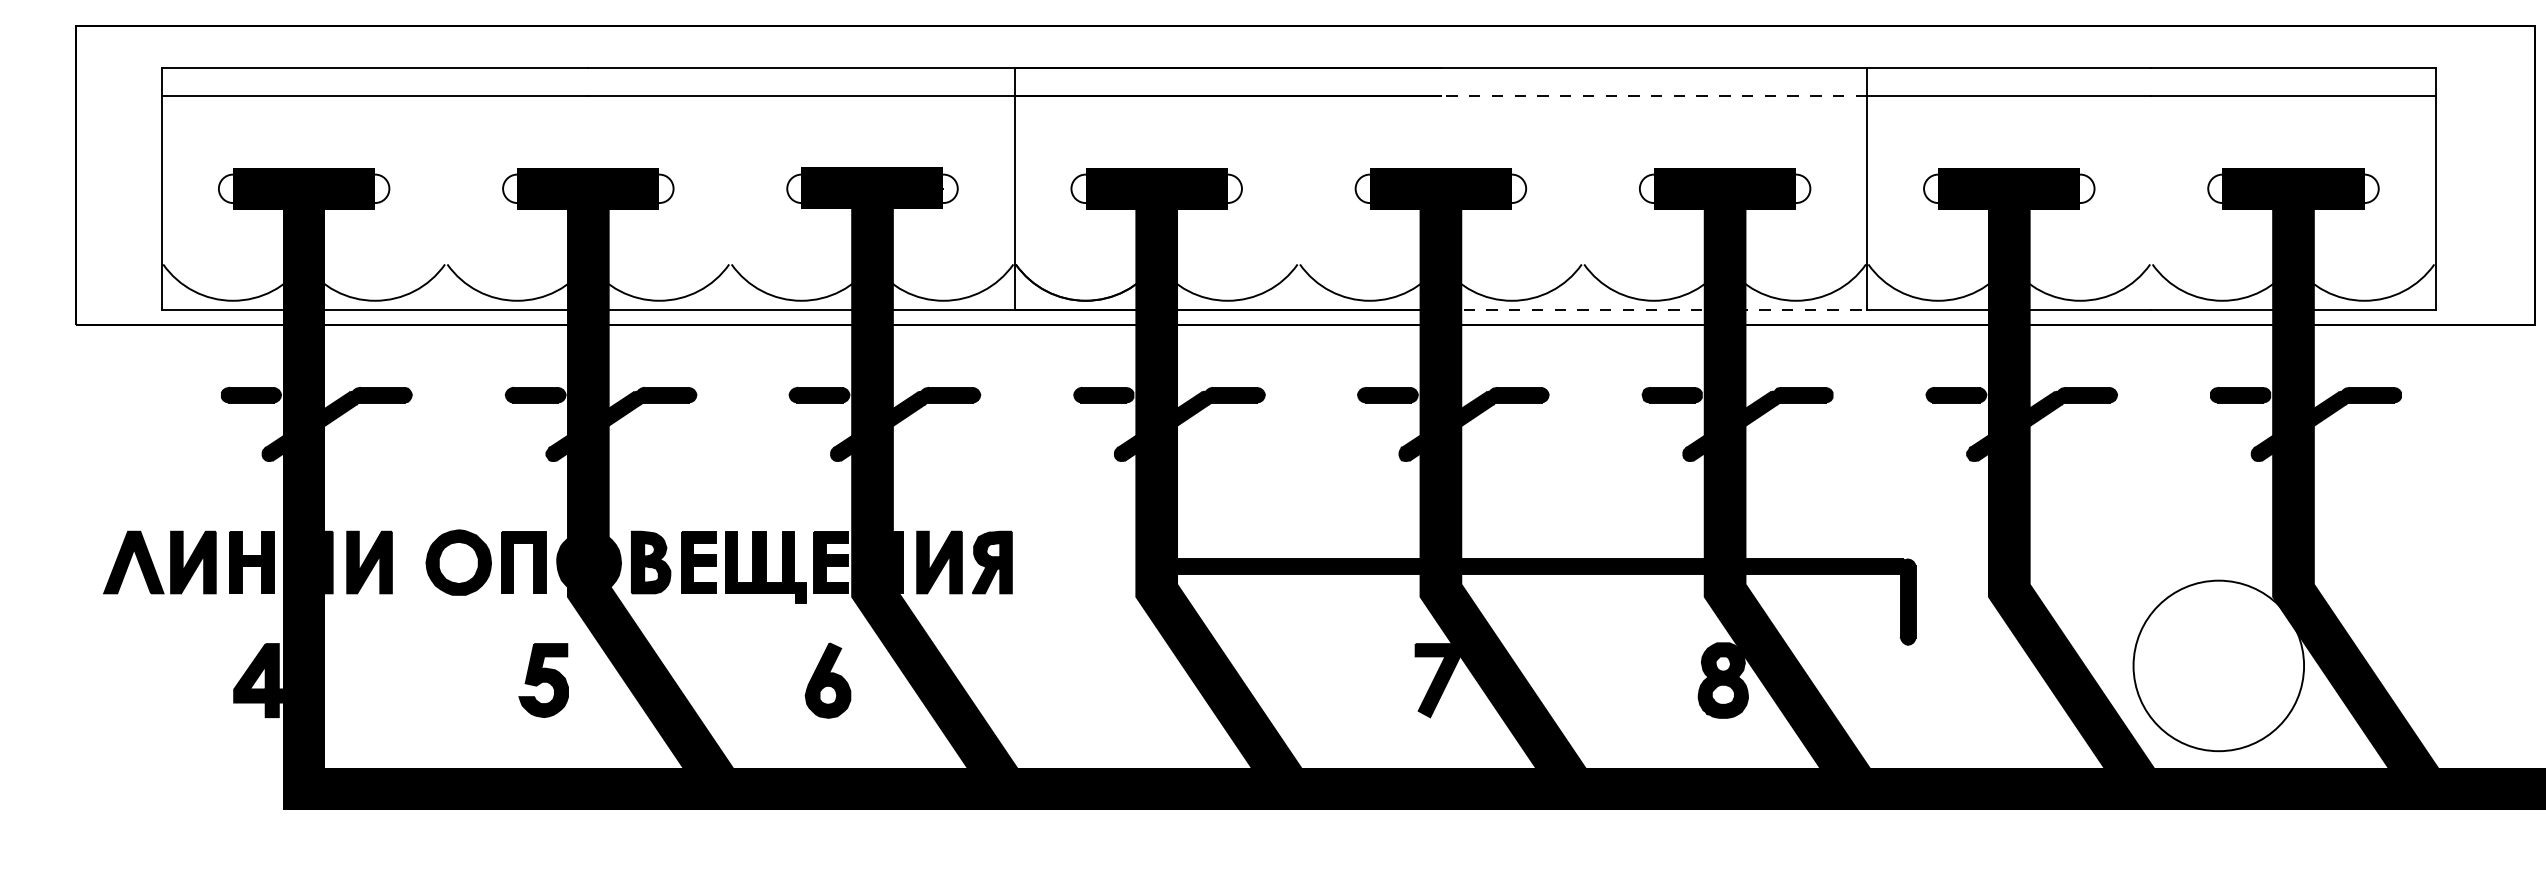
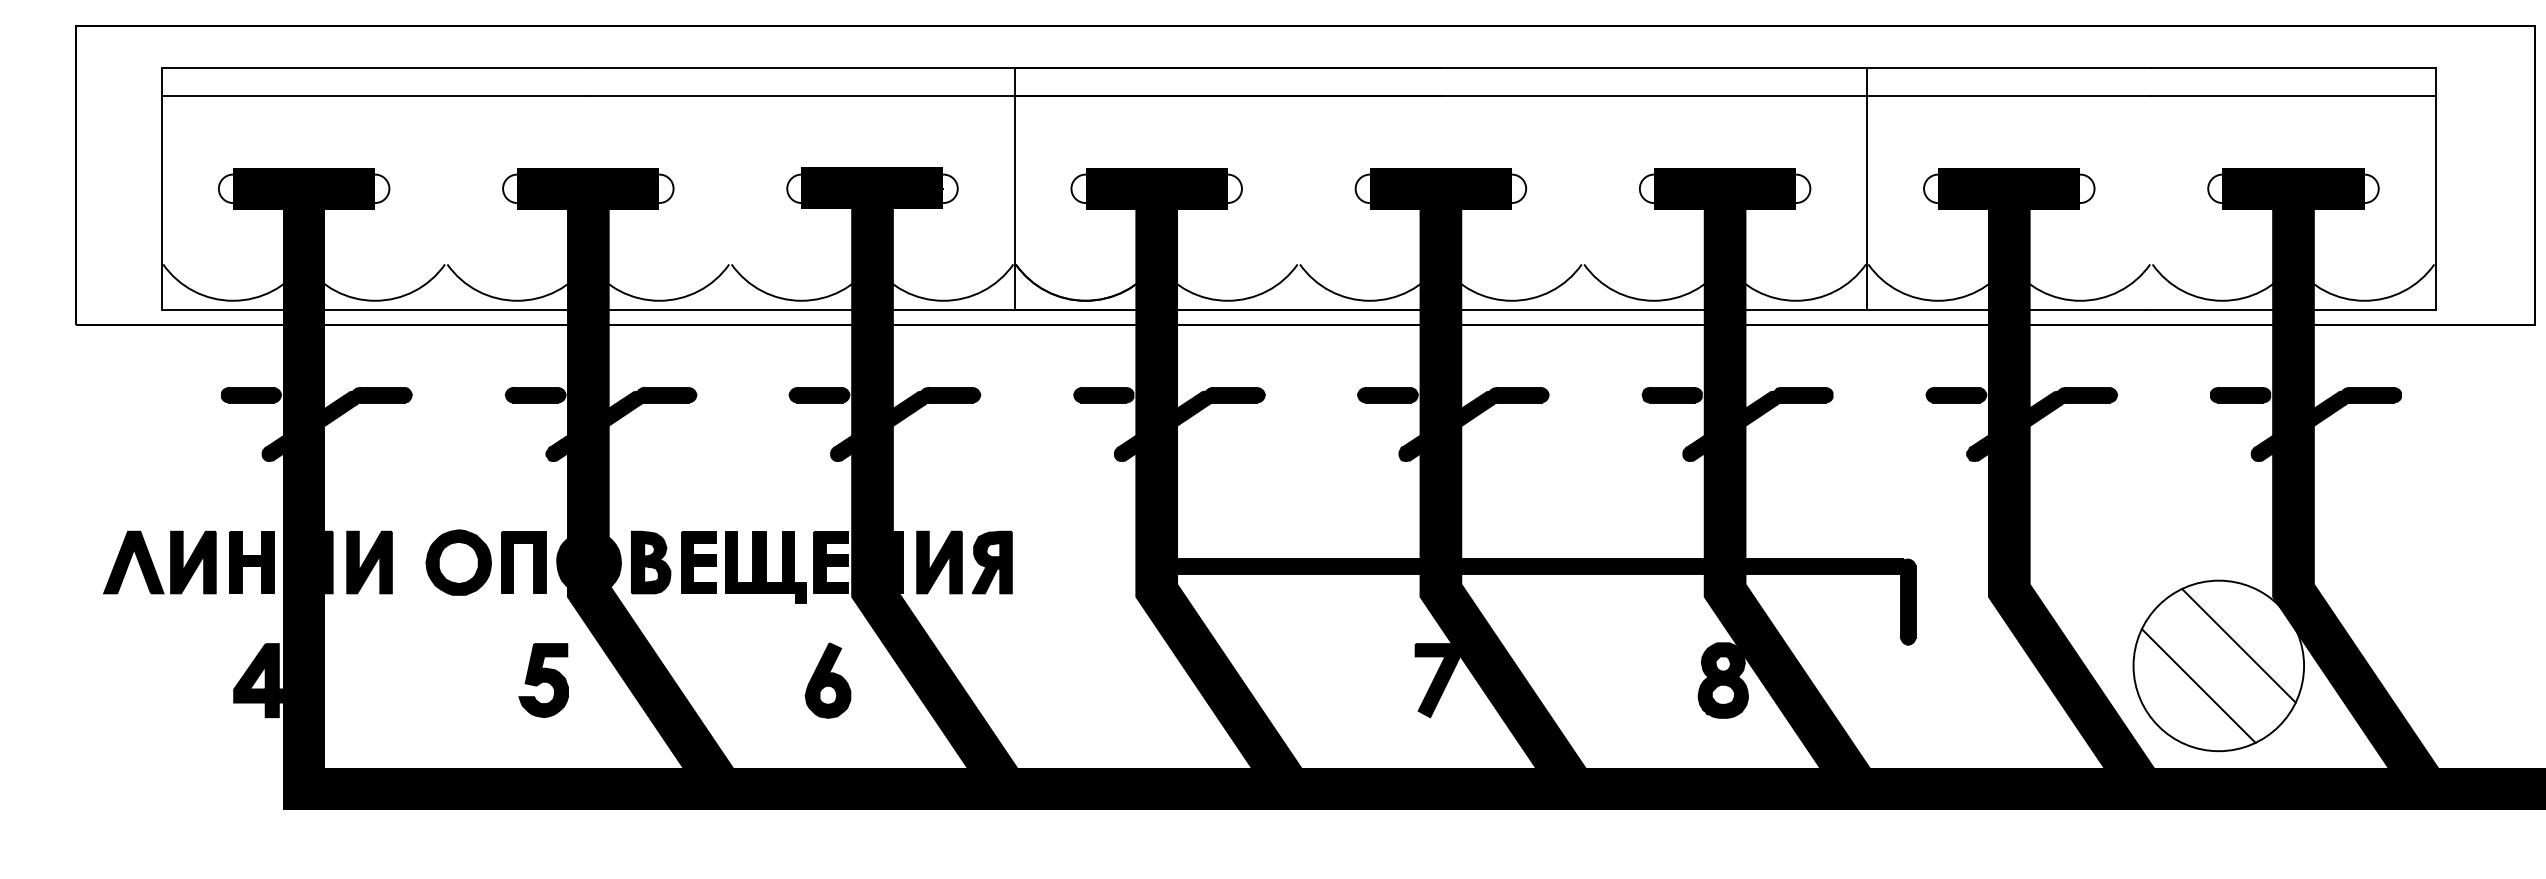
line: dashed -> solid (1653, 96)
line: dashed -> solid (1654, 309)
line: none -> present (2238, 645)
line: none -> present (2198, 685)
